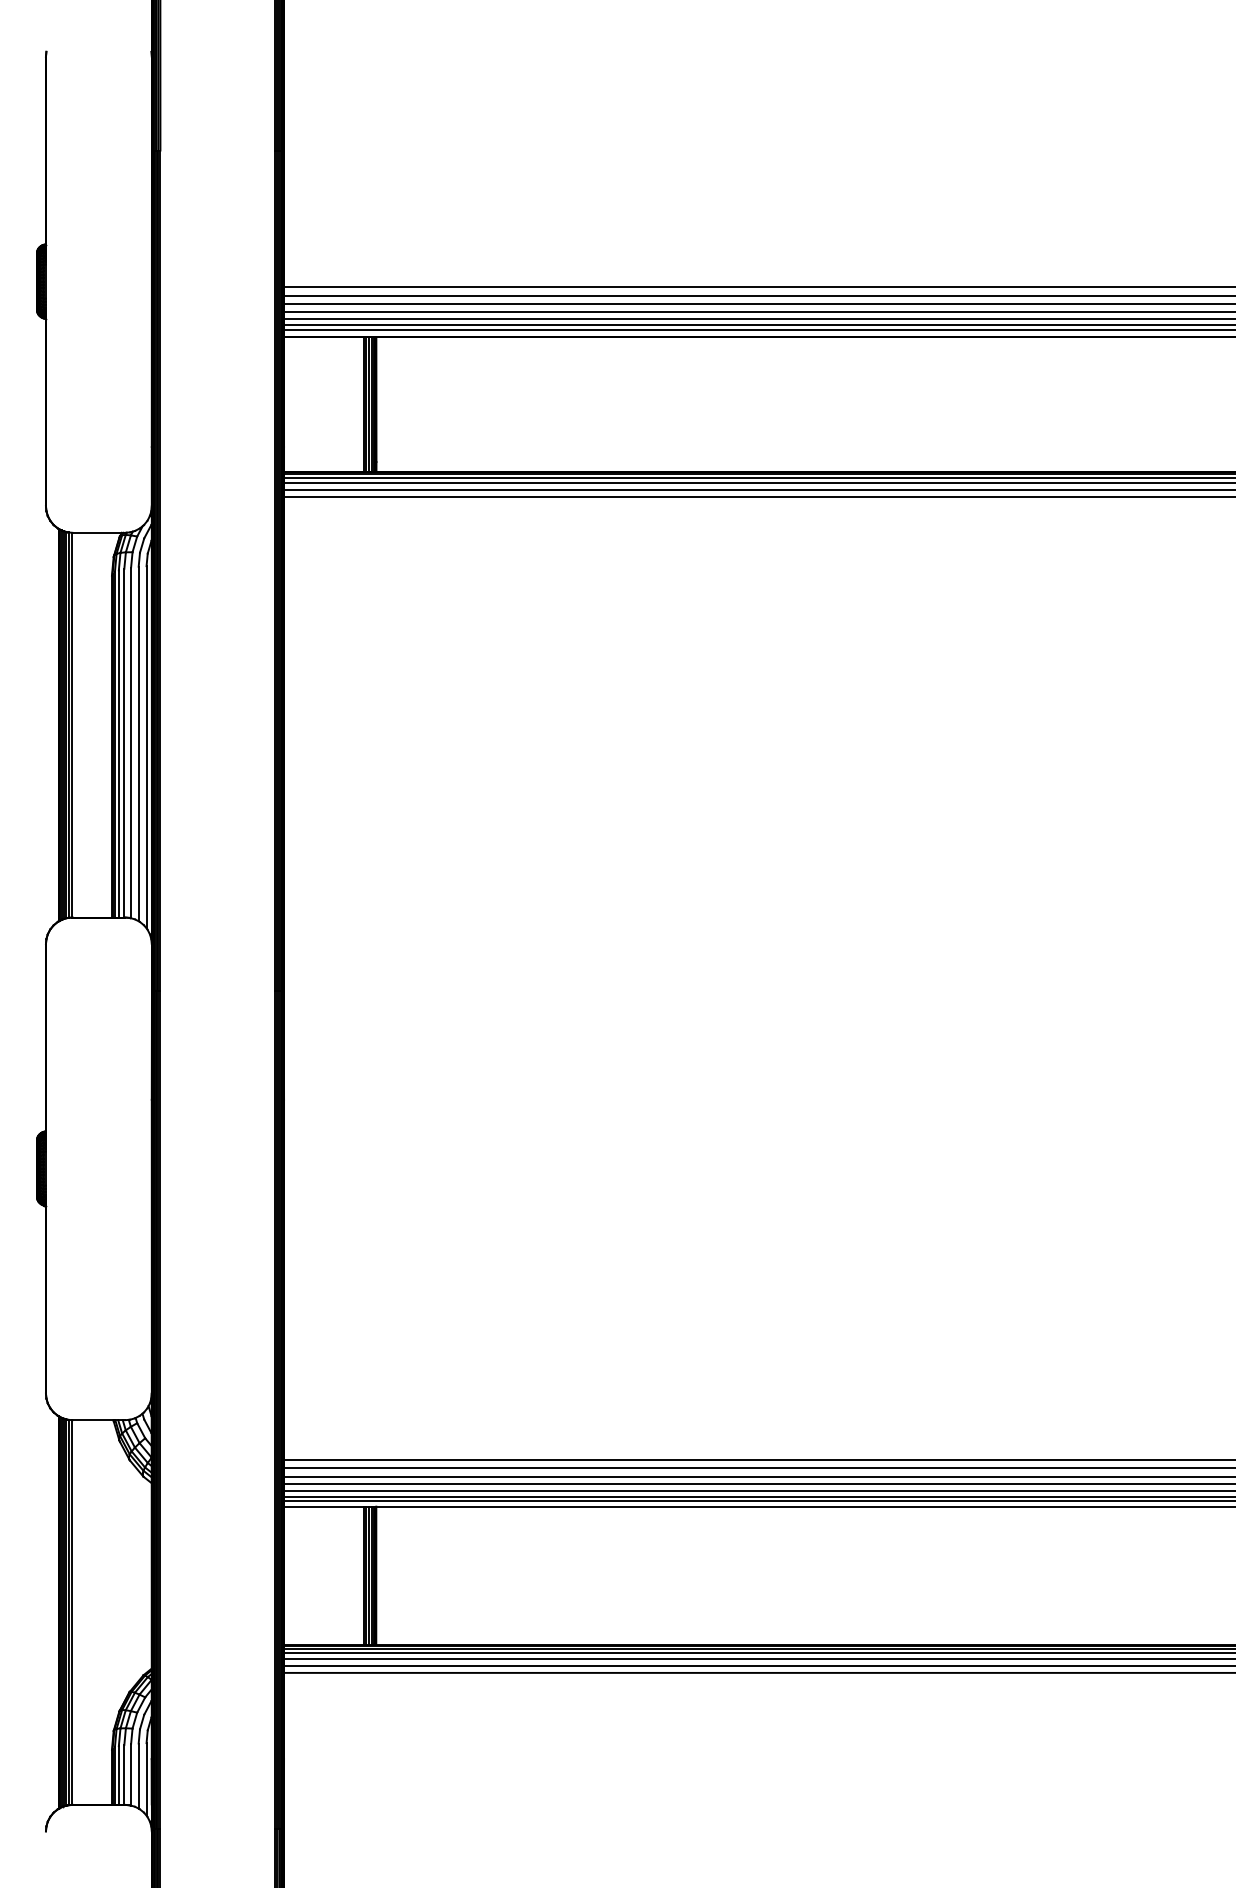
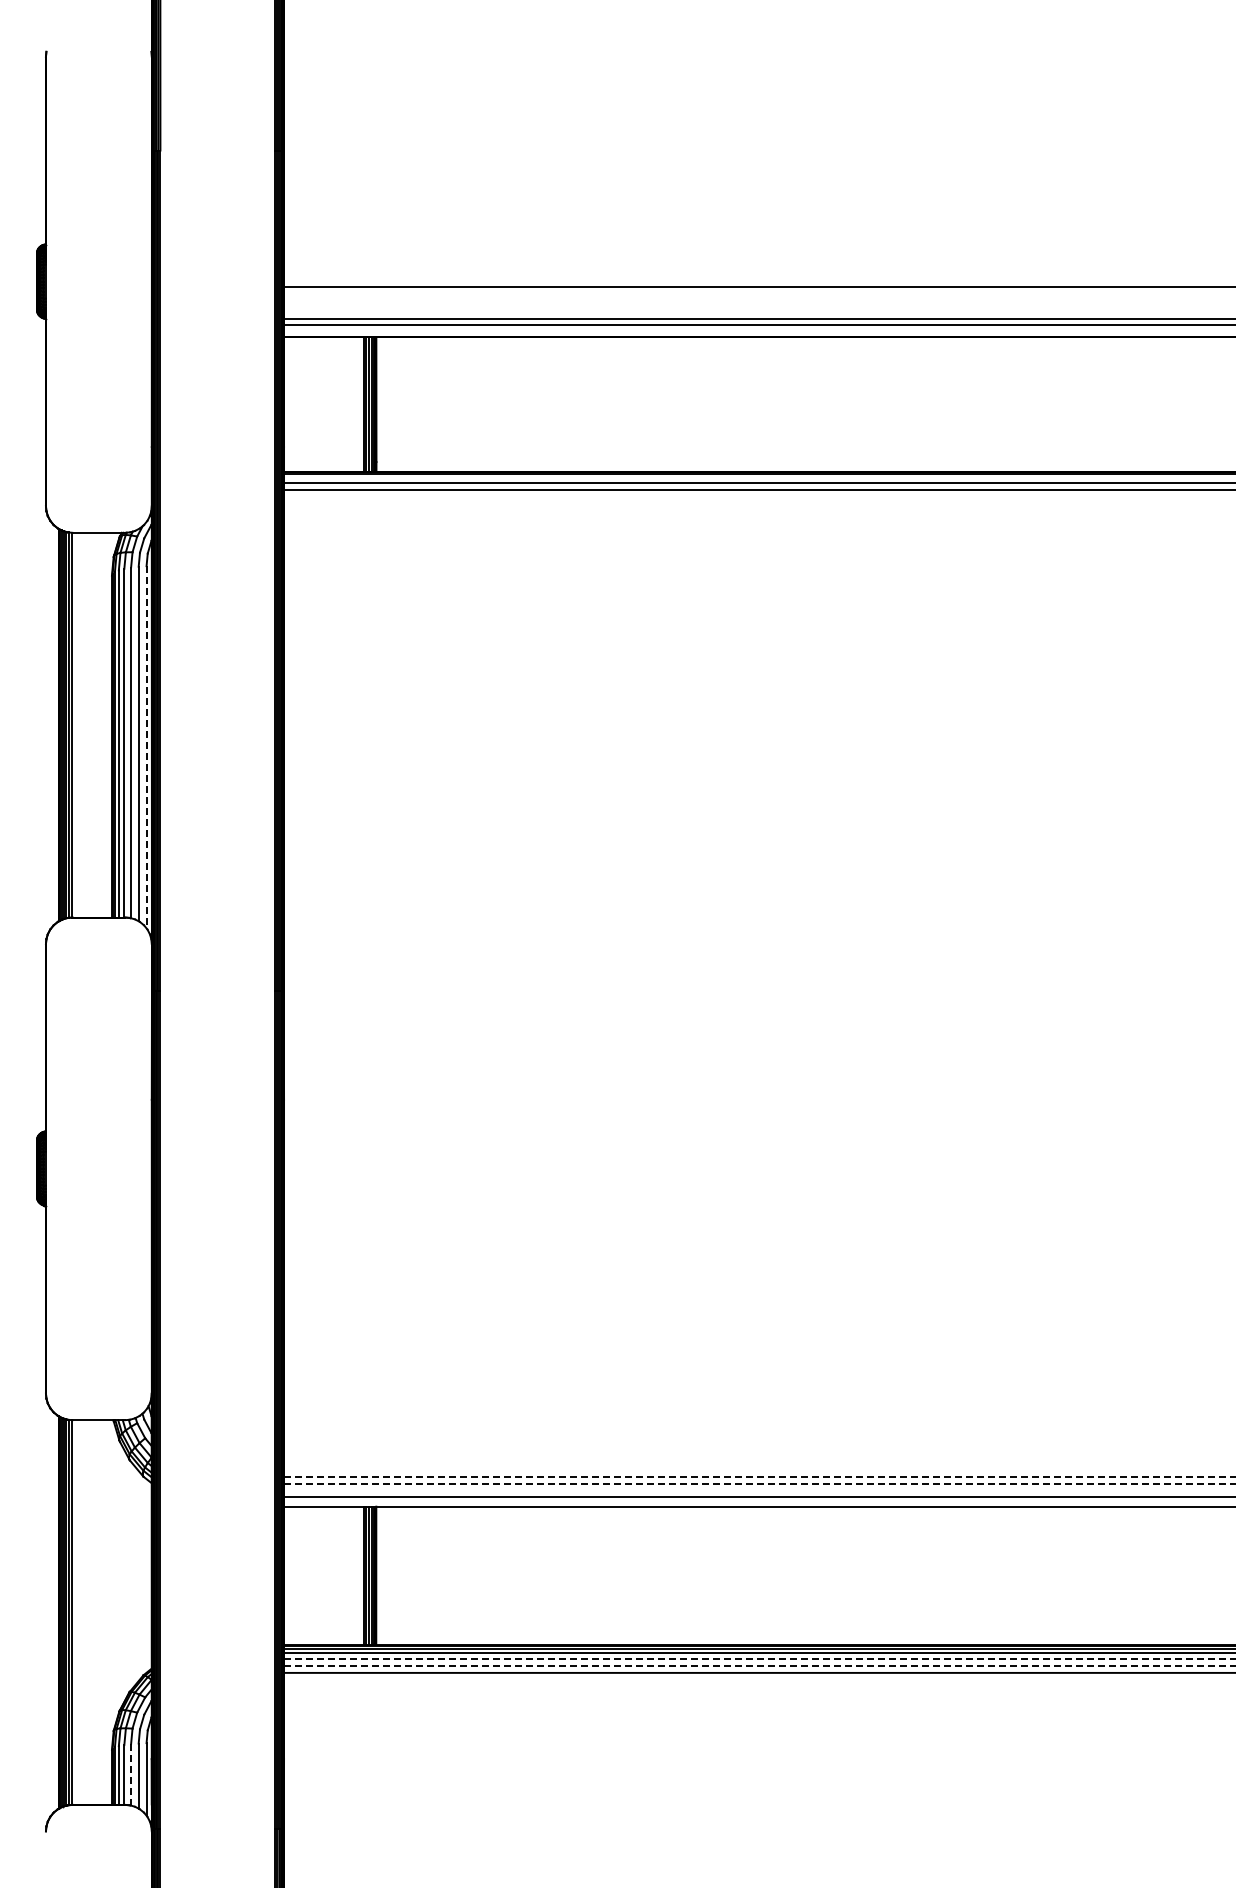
line: present -> none (758, 295)
line: present -> none (758, 304)
line: present -> none (758, 312)
line: present -> none (758, 329)
line: present -> none (758, 477)
line: present -> none (758, 496)
line: solid -> dashed (146, 747)
line: present -> none (758, 1460)
line: present -> none (758, 1468)
line: solid -> dashed (760, 1476)
line: solid -> dashed (760, 1484)
line: present -> none (758, 1491)
line: present -> none (758, 1500)
line: solid -> dashed (760, 1658)
line: solid -> dashed (760, 1665)
line: solid -> dashed (131, 1774)
